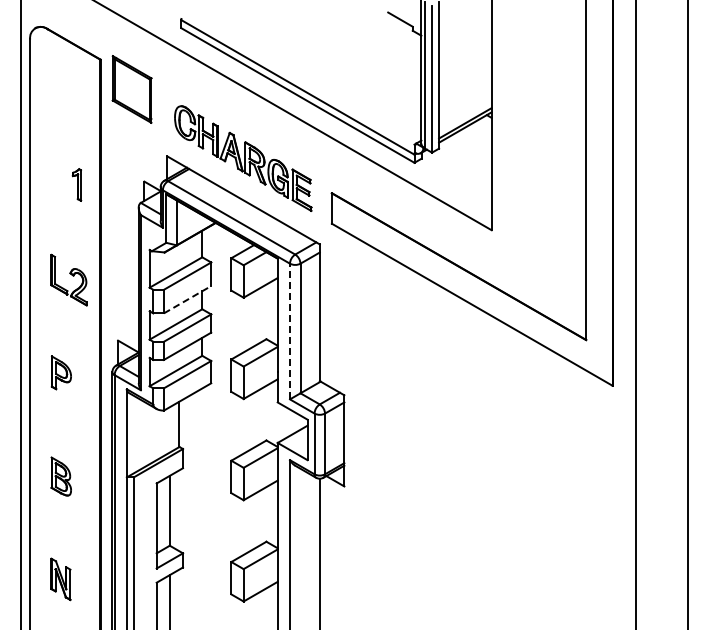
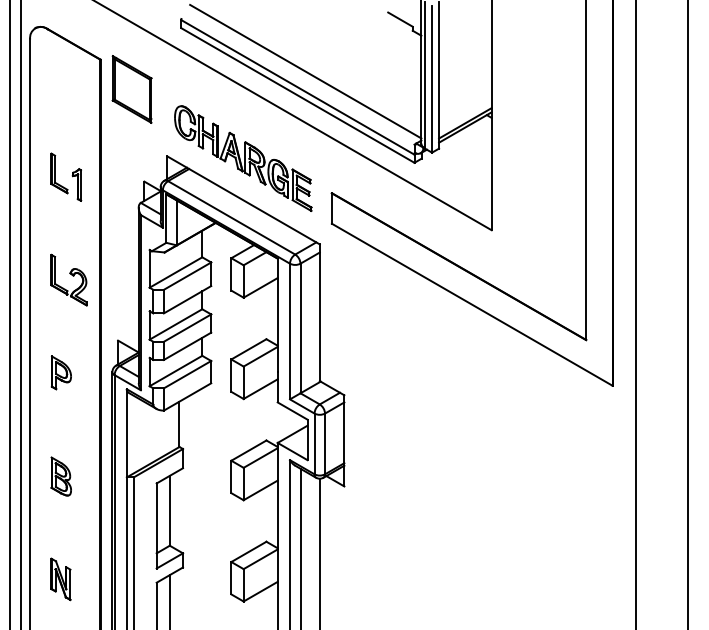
line: none -> present (305, 71)
part: none -> present (59, 173)
line: dashed -> solid (187, 299)
line: none -> present (10, 314)
line: dashed -> solid (289, 331)
line: none -> present (300, 547)
